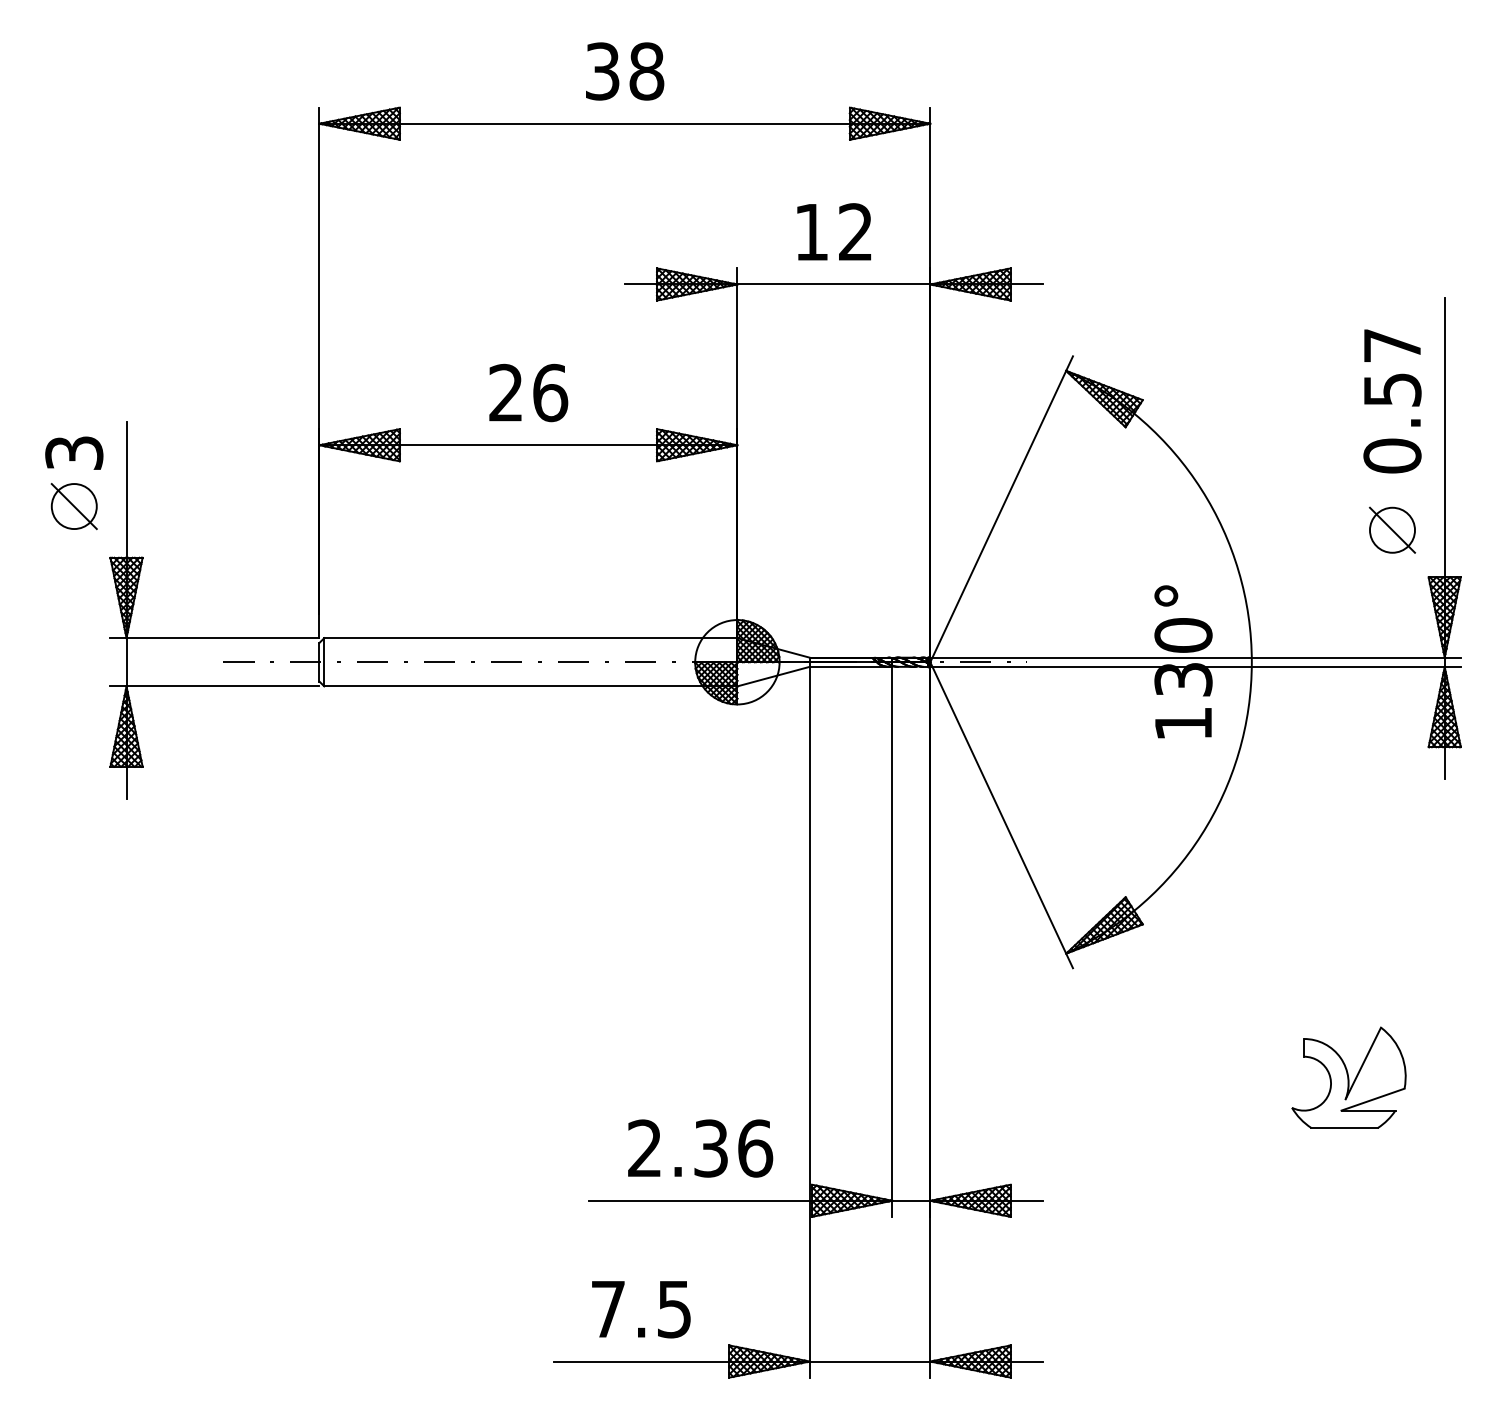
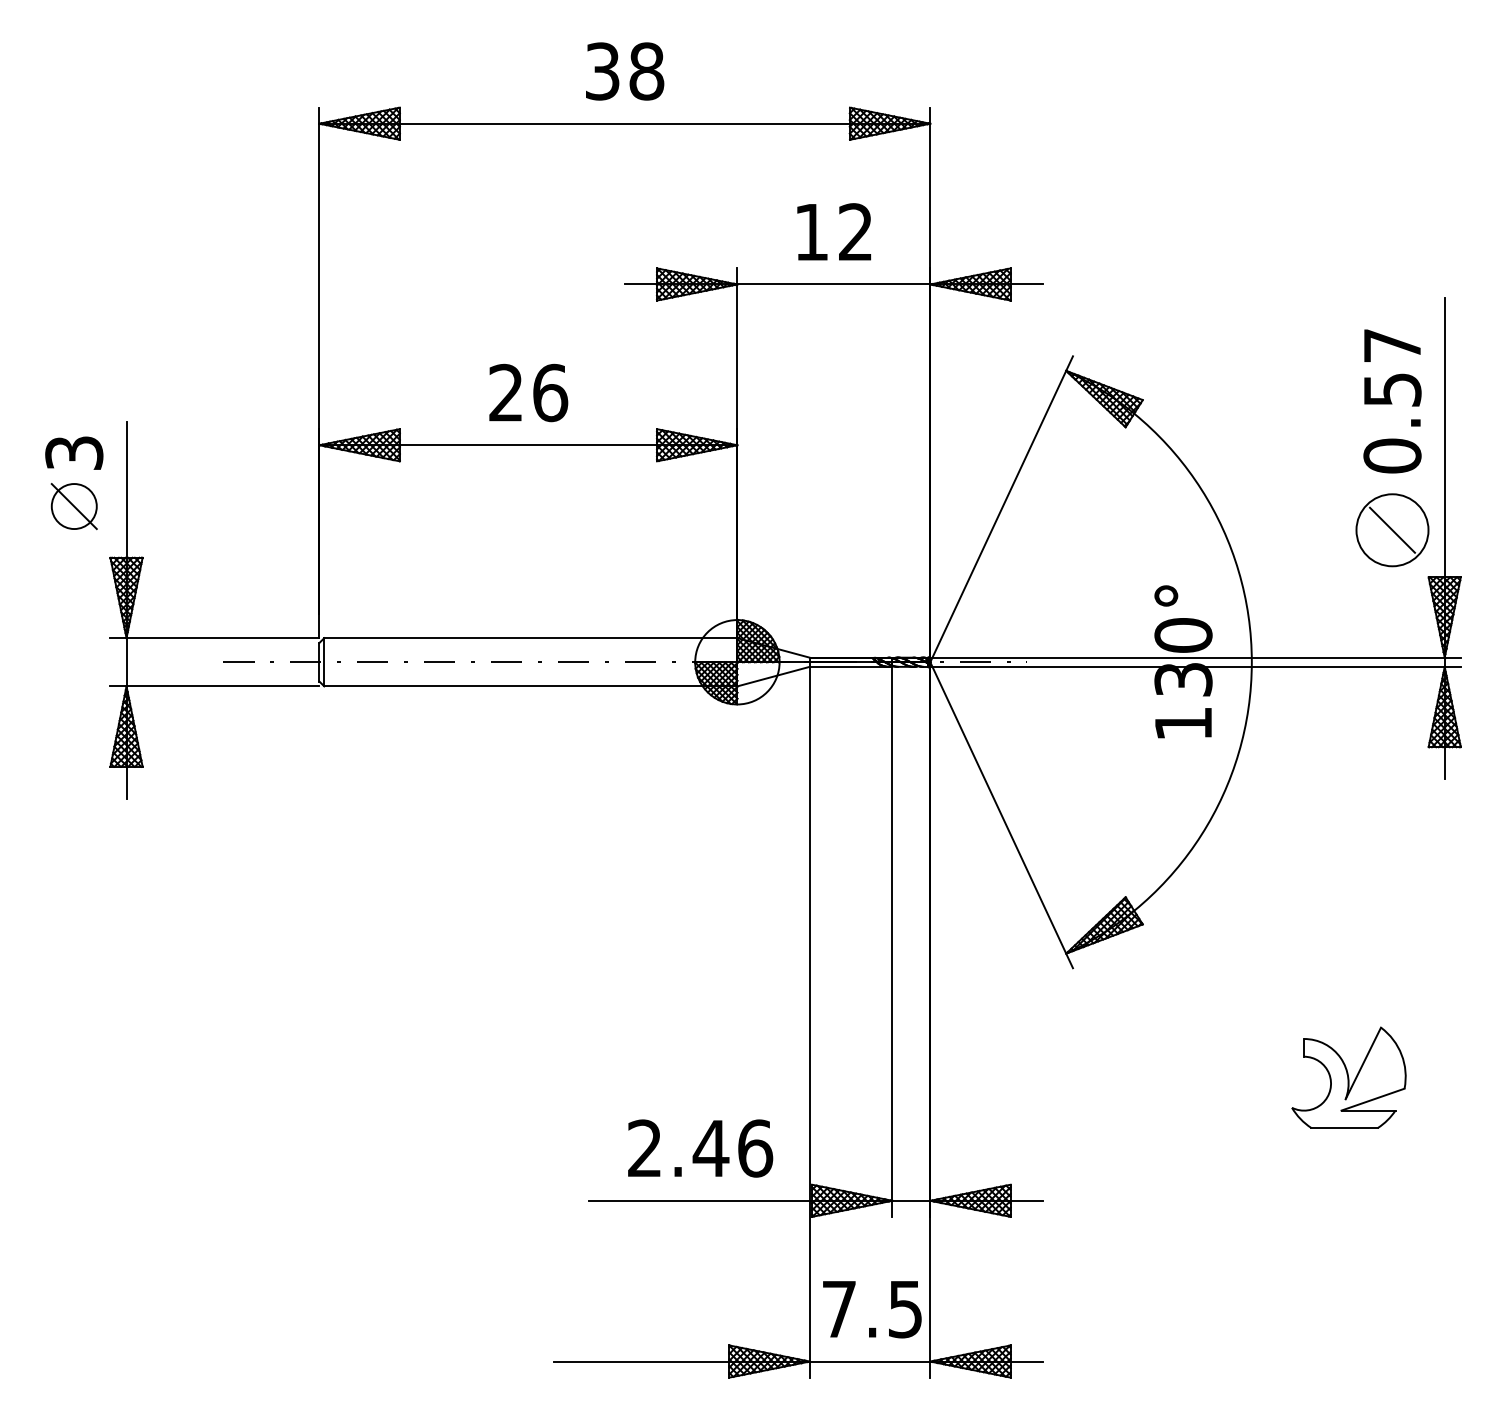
circle diameter: 45 px -> 72 px (1392, 530)
text: 2.36 -> 2.46 (710, 1148)
text position: (641, 1309) -> (872, 1309) (872, 1309)
